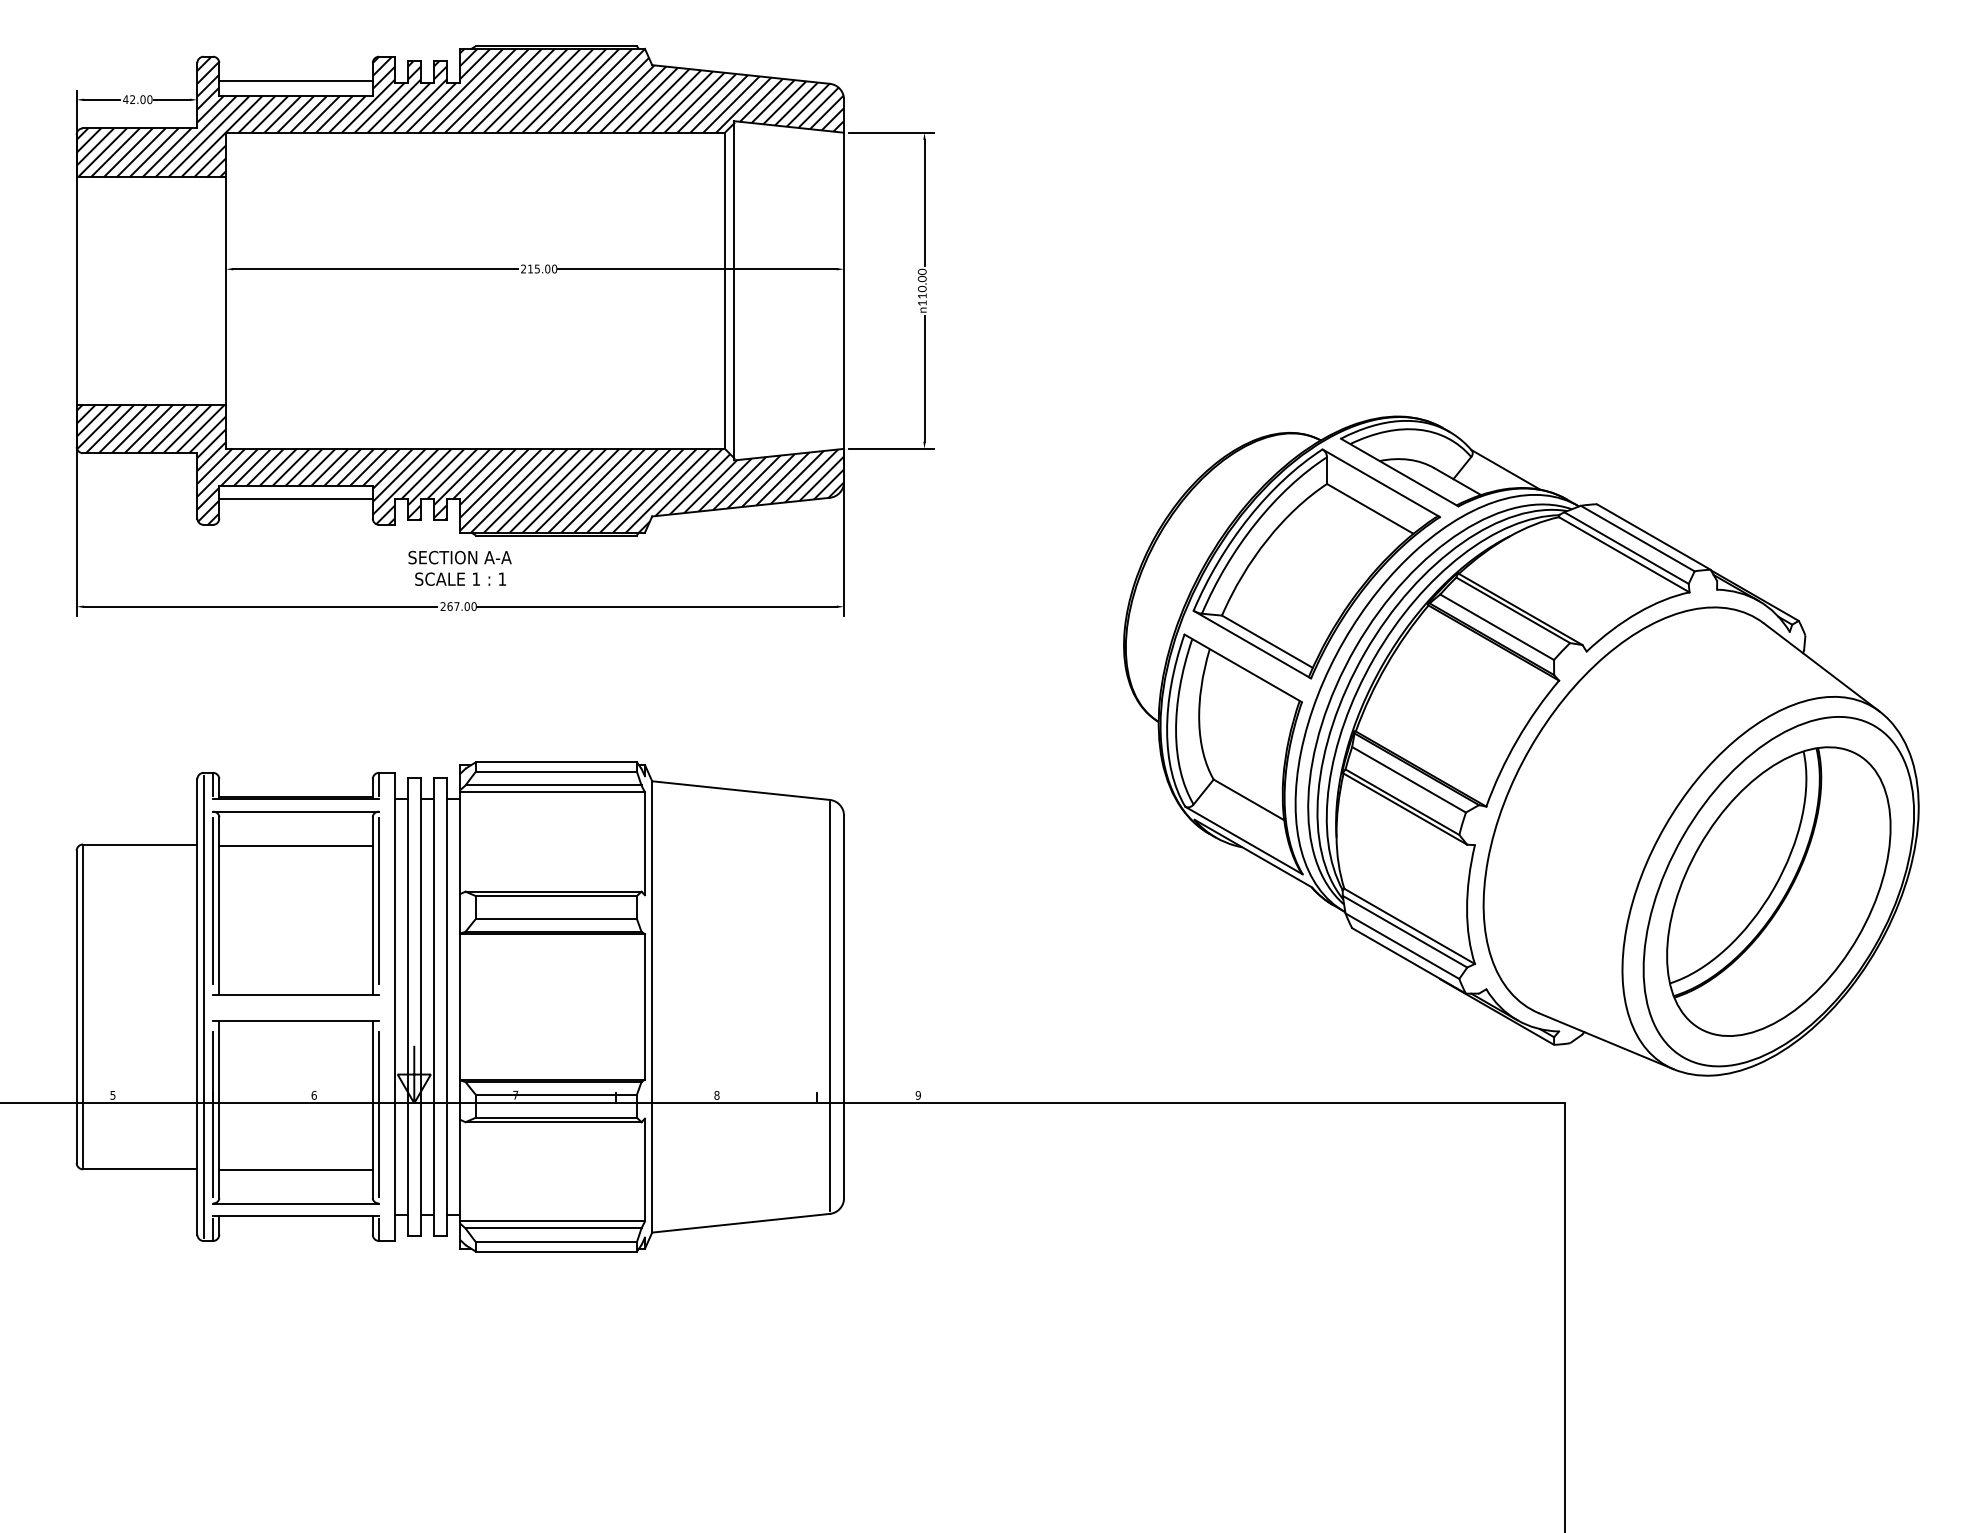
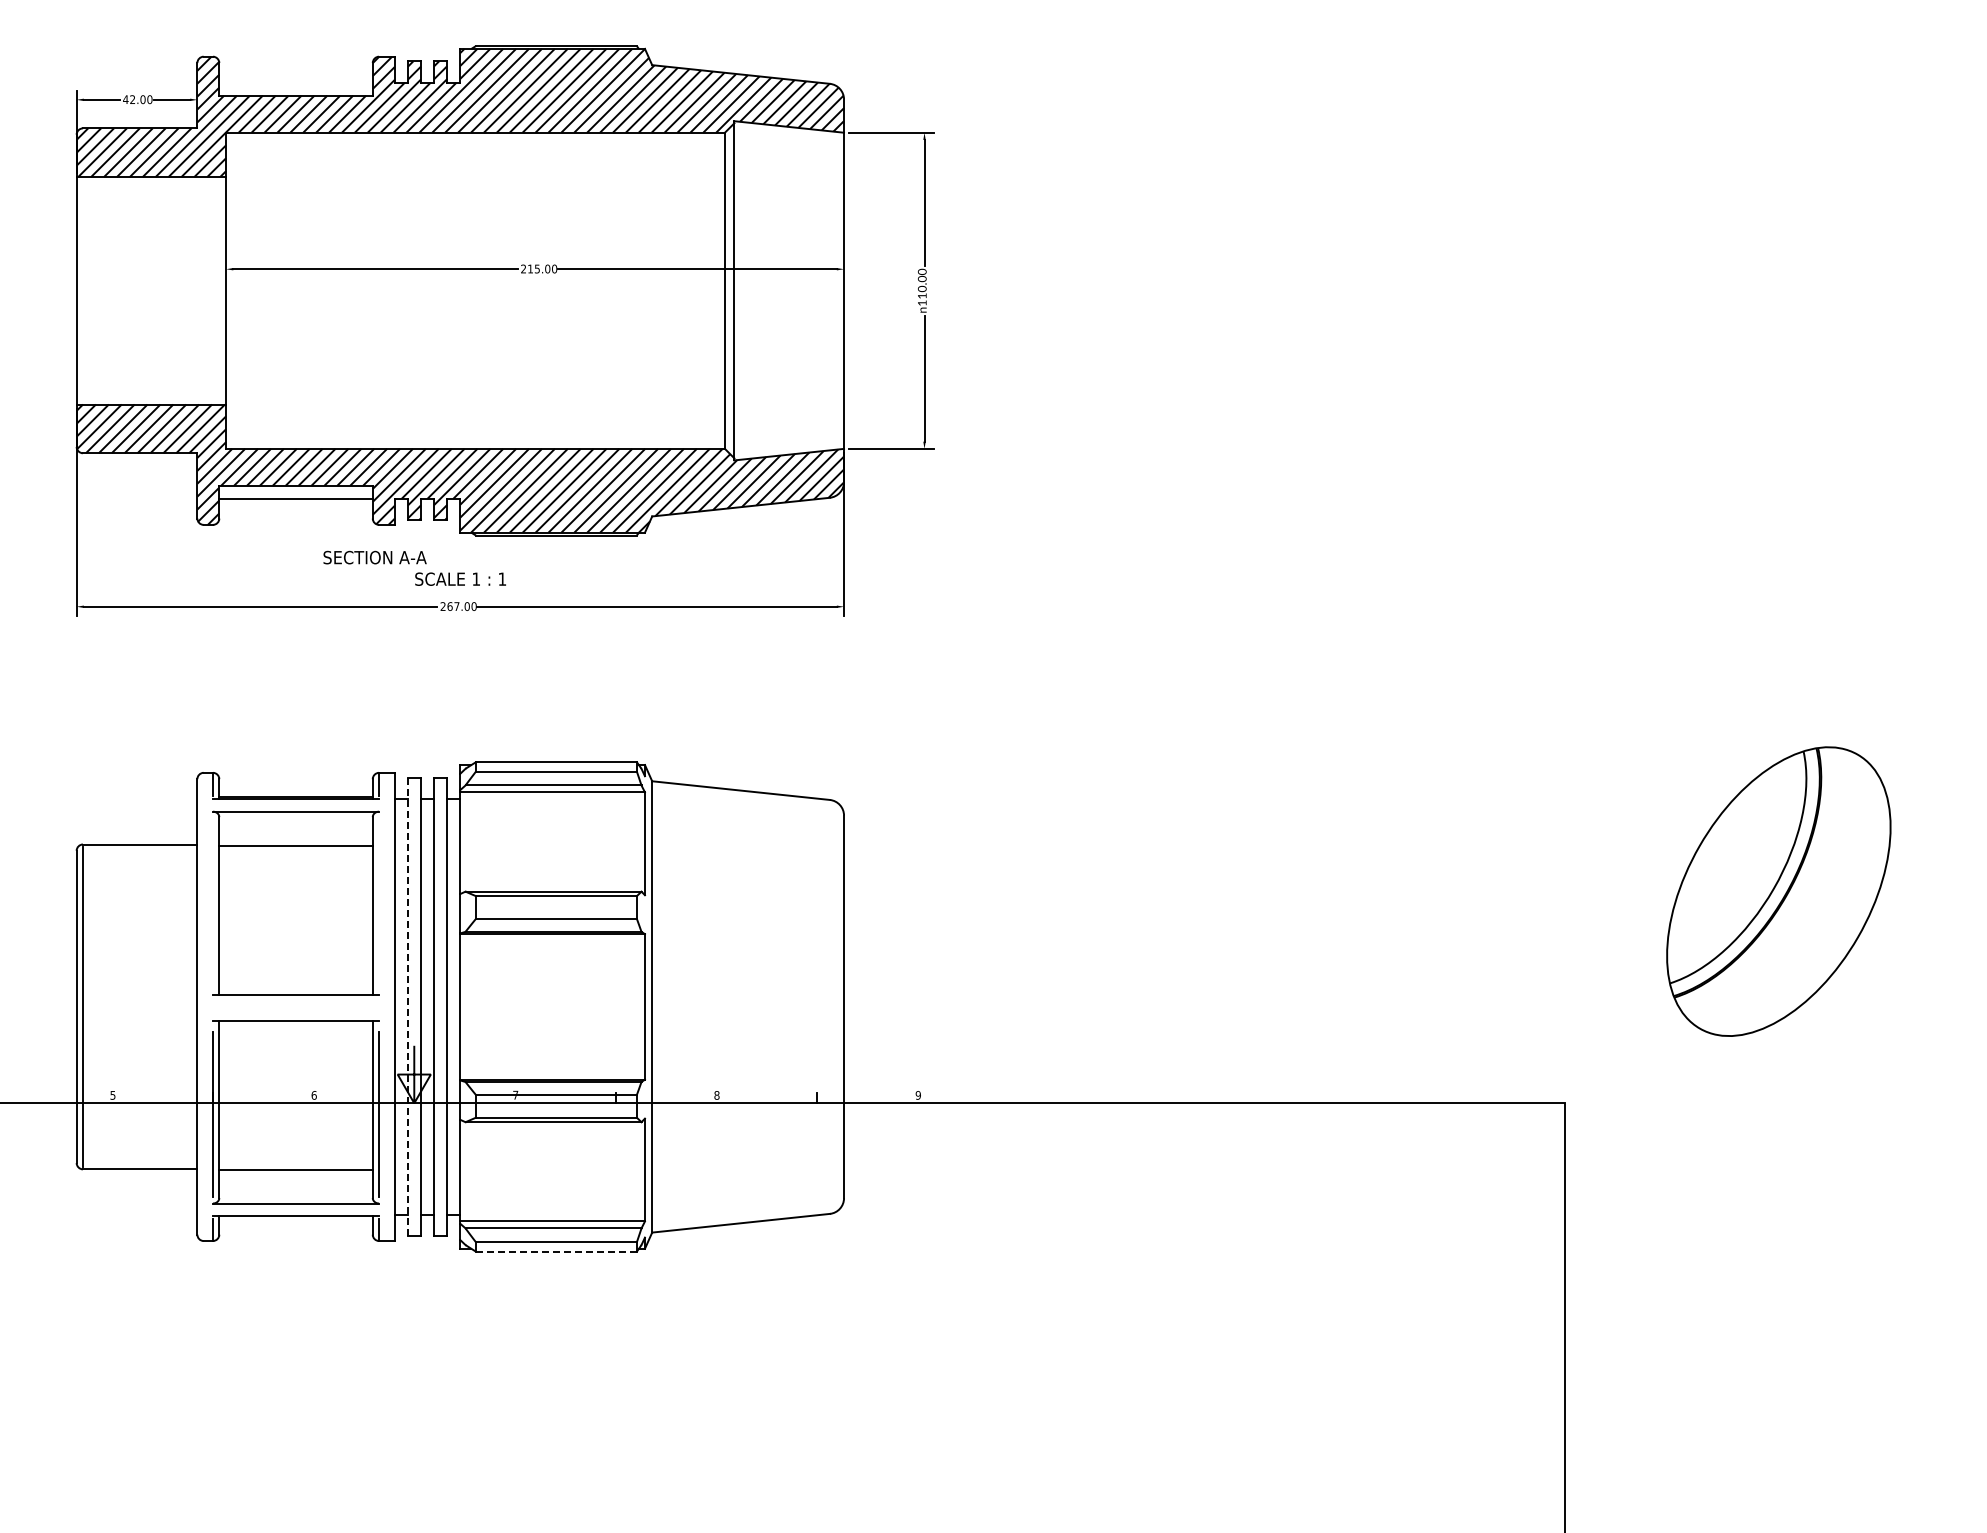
line: present -> none (295, 81)
text position: (459, 557) -> (374, 557) (374, 557)
part: present -> none (1521, 745)
line: present -> none (212, 900)
line: present -> none (379, 900)
line: present -> none (203, 1006)
line: solid -> dashed (407, 1006)
line: present -> none (829, 1006)
line: solid -> dashed (555, 1251)
